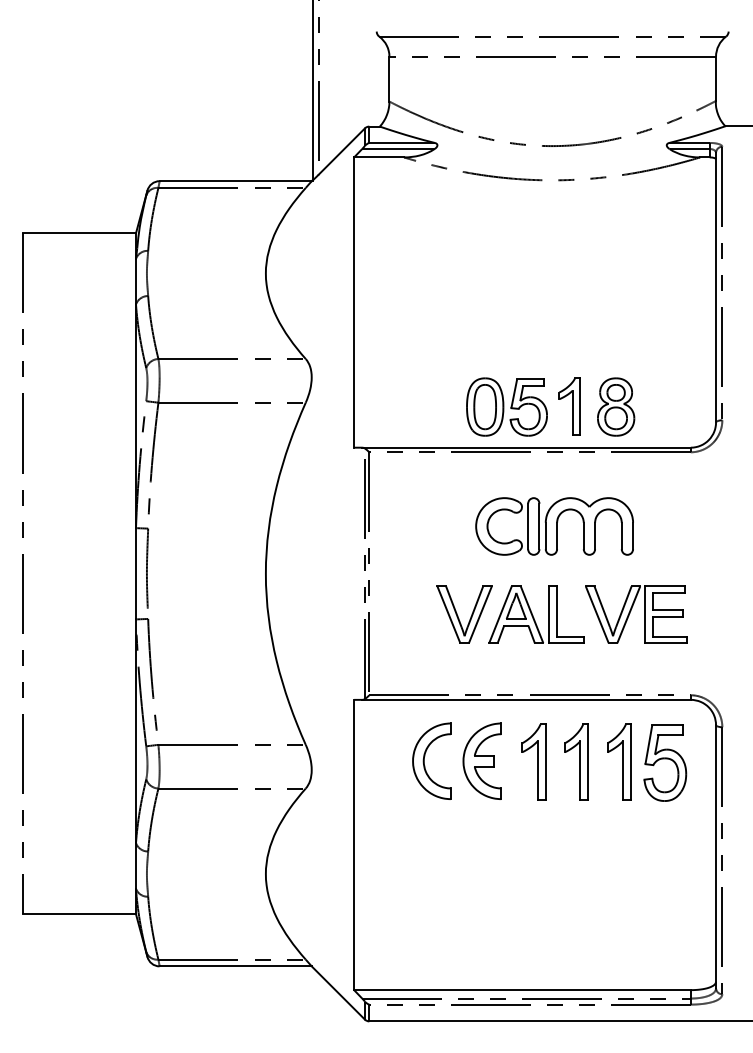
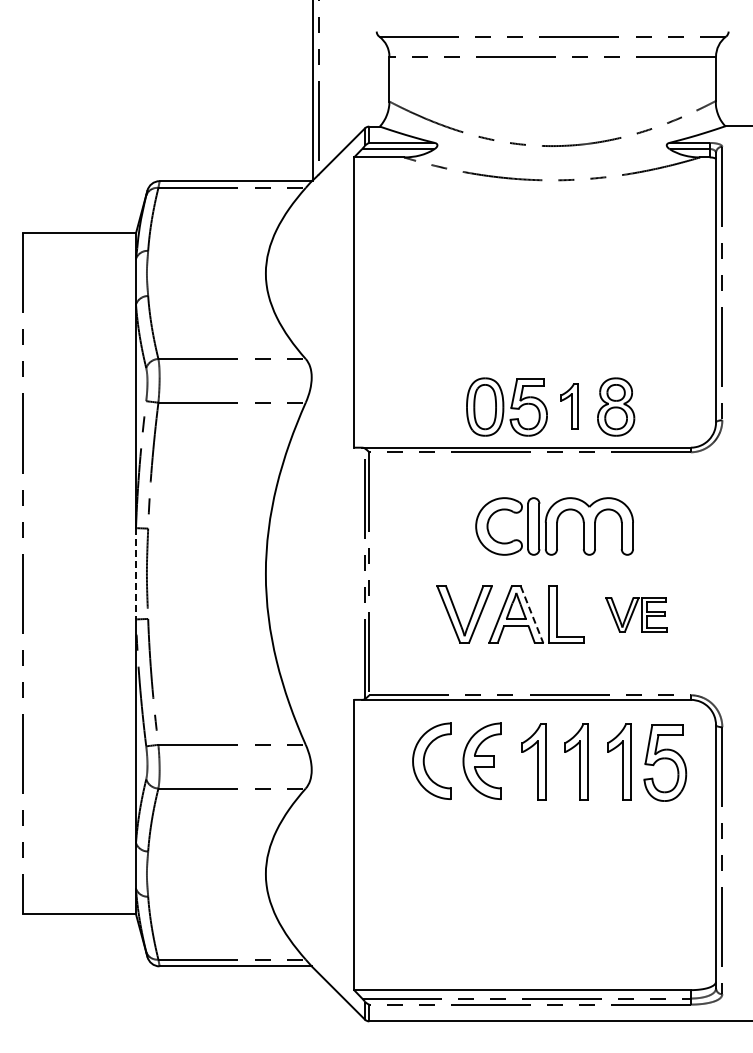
part size: 23x59 px -> 19x47 px (569, 406)
line: solid -> dashed (136, 573)
part size: 103x59 px -> 63x36 px (636, 614)
line: solid -> dashed (532, 615)
